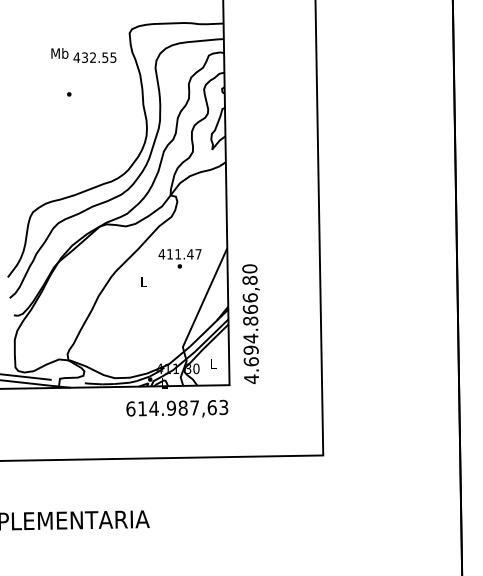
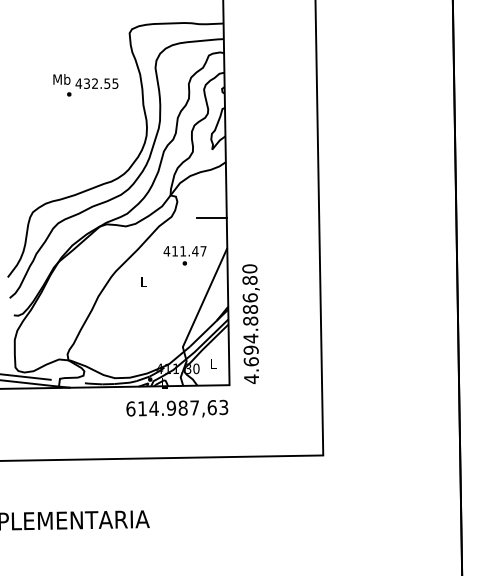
text position: (83, 55) -> (85, 81) (85, 81)
line: none -> present (211, 217)
text position: (179, 258) -> (184, 255) (184, 255)
text: 4.694.866,80 -> 4.694.886,80 (249, 308)
